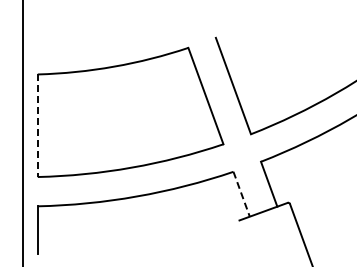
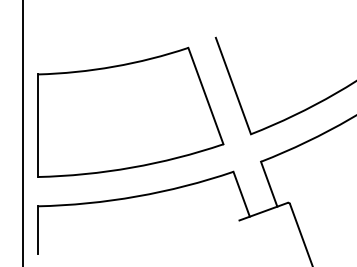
line: dashed -> solid (37, 126)
line: dashed -> solid (241, 194)
